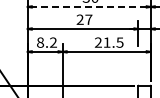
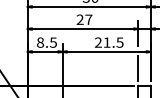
line: dashed -> solid (88, 6)
text: 8.2 -> 8.5 (52, 42)
line: none -> present (138, 68)
